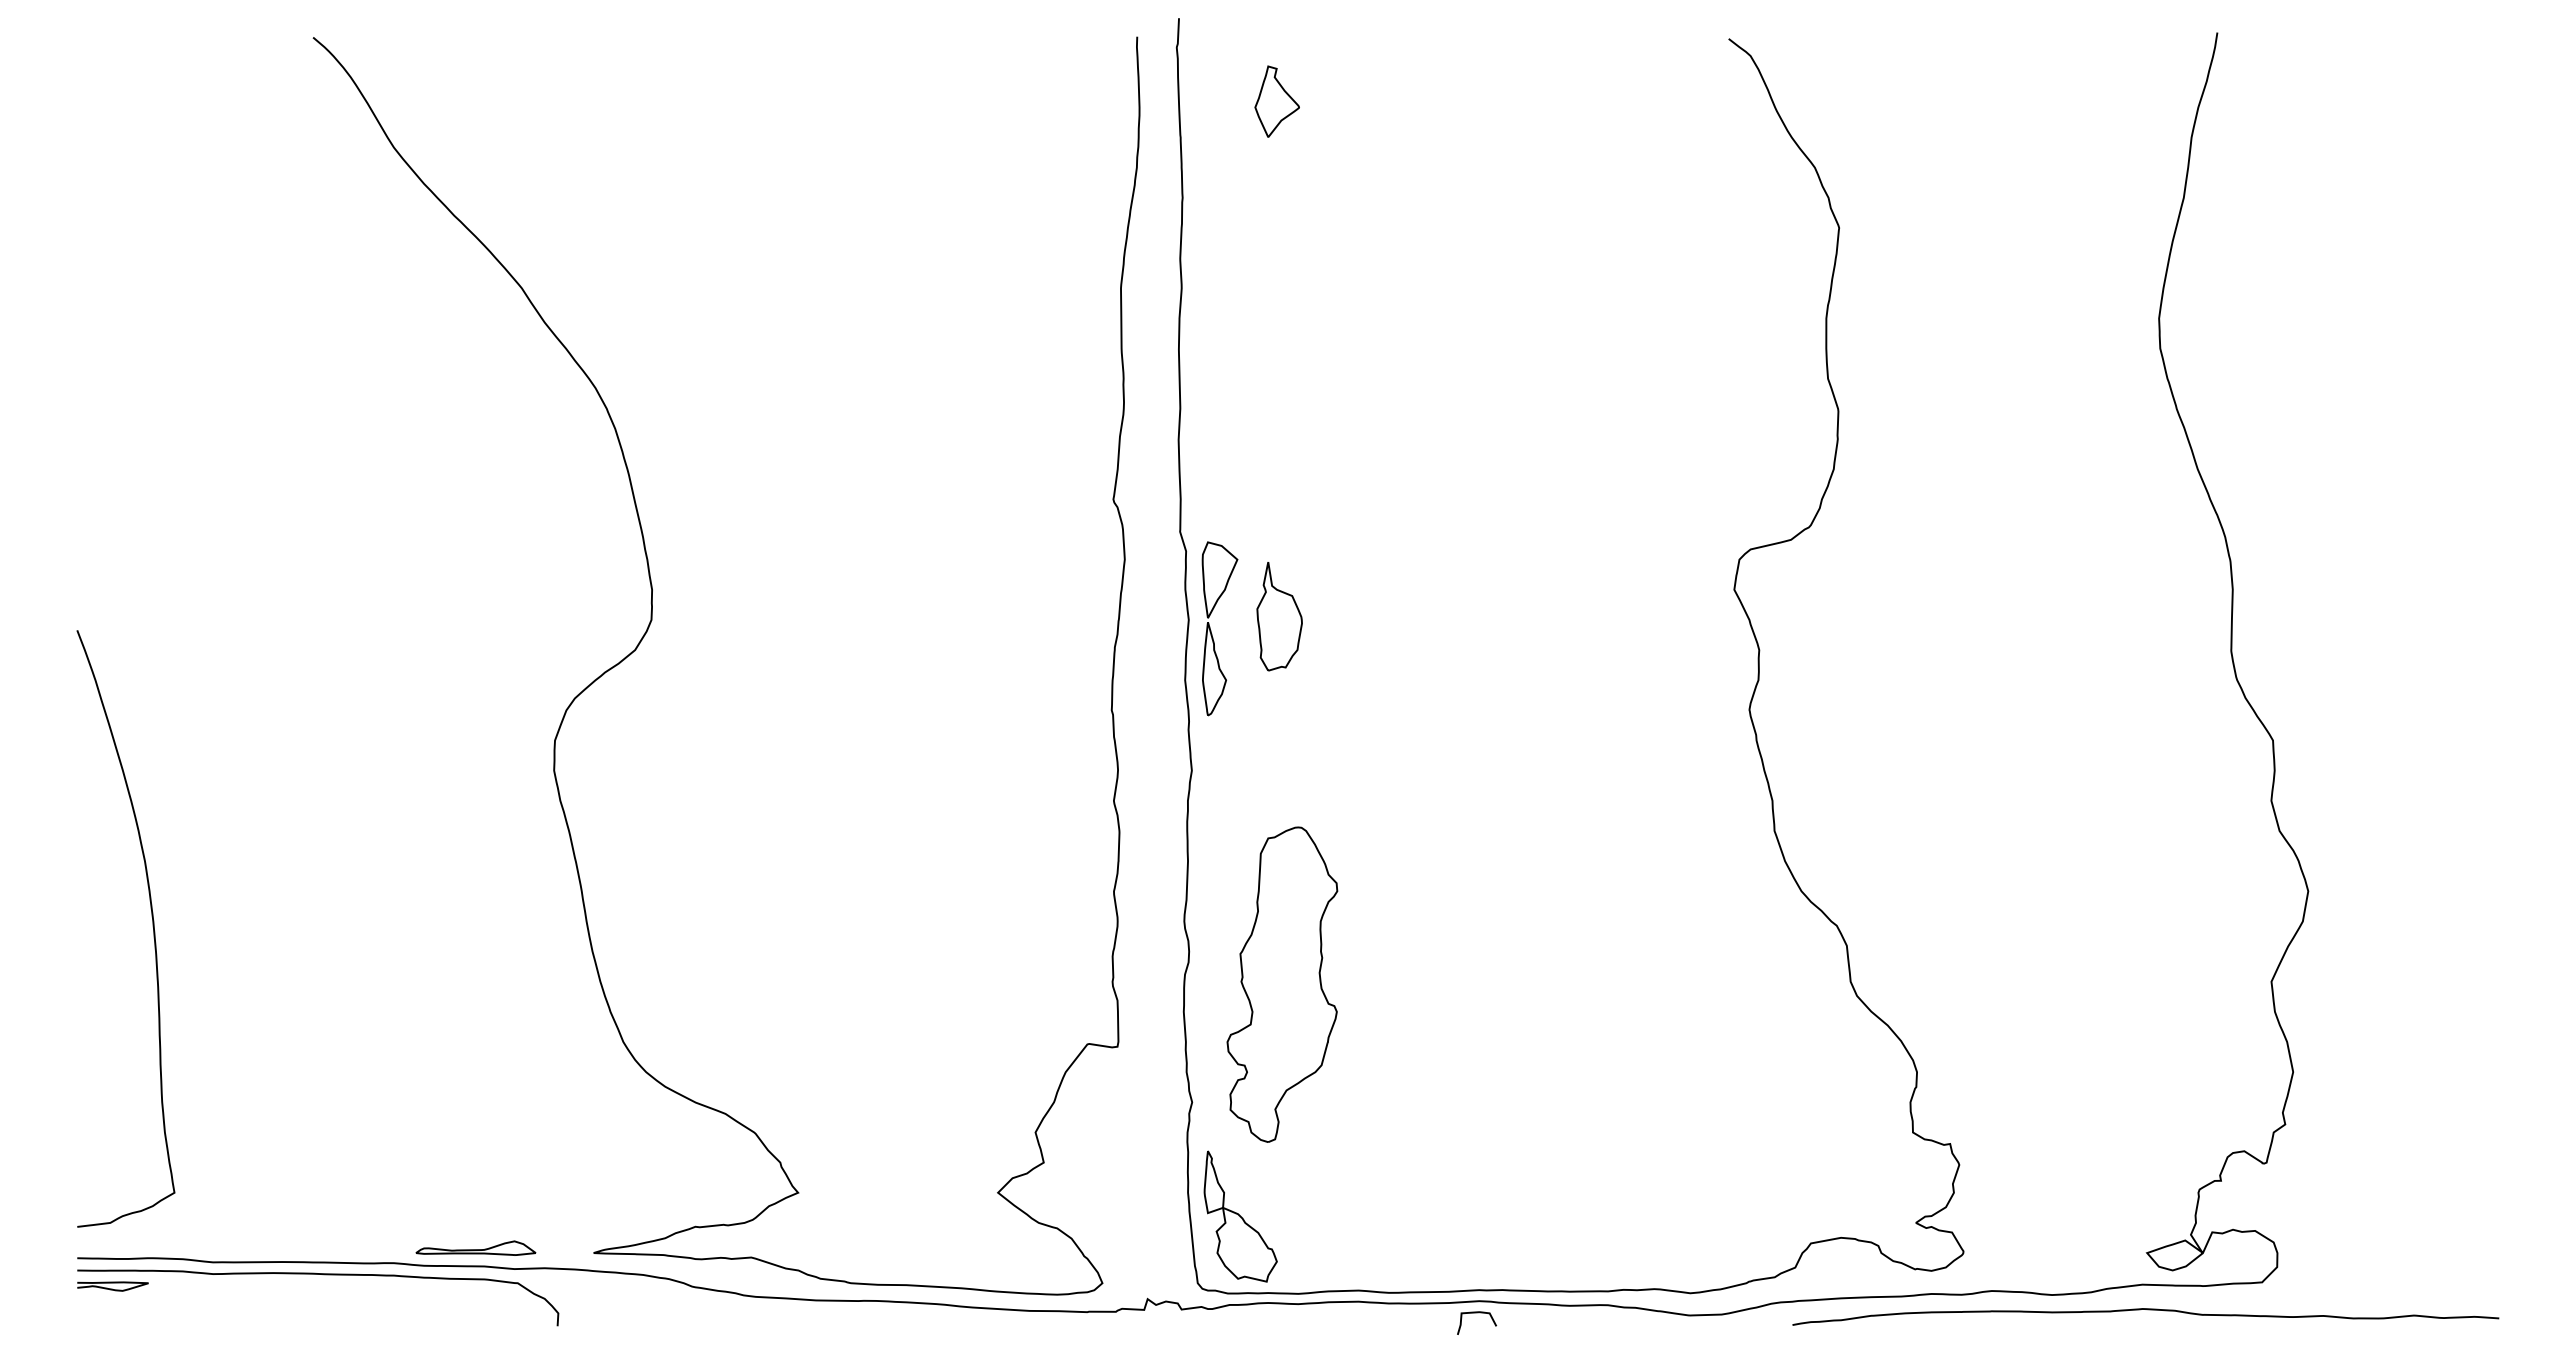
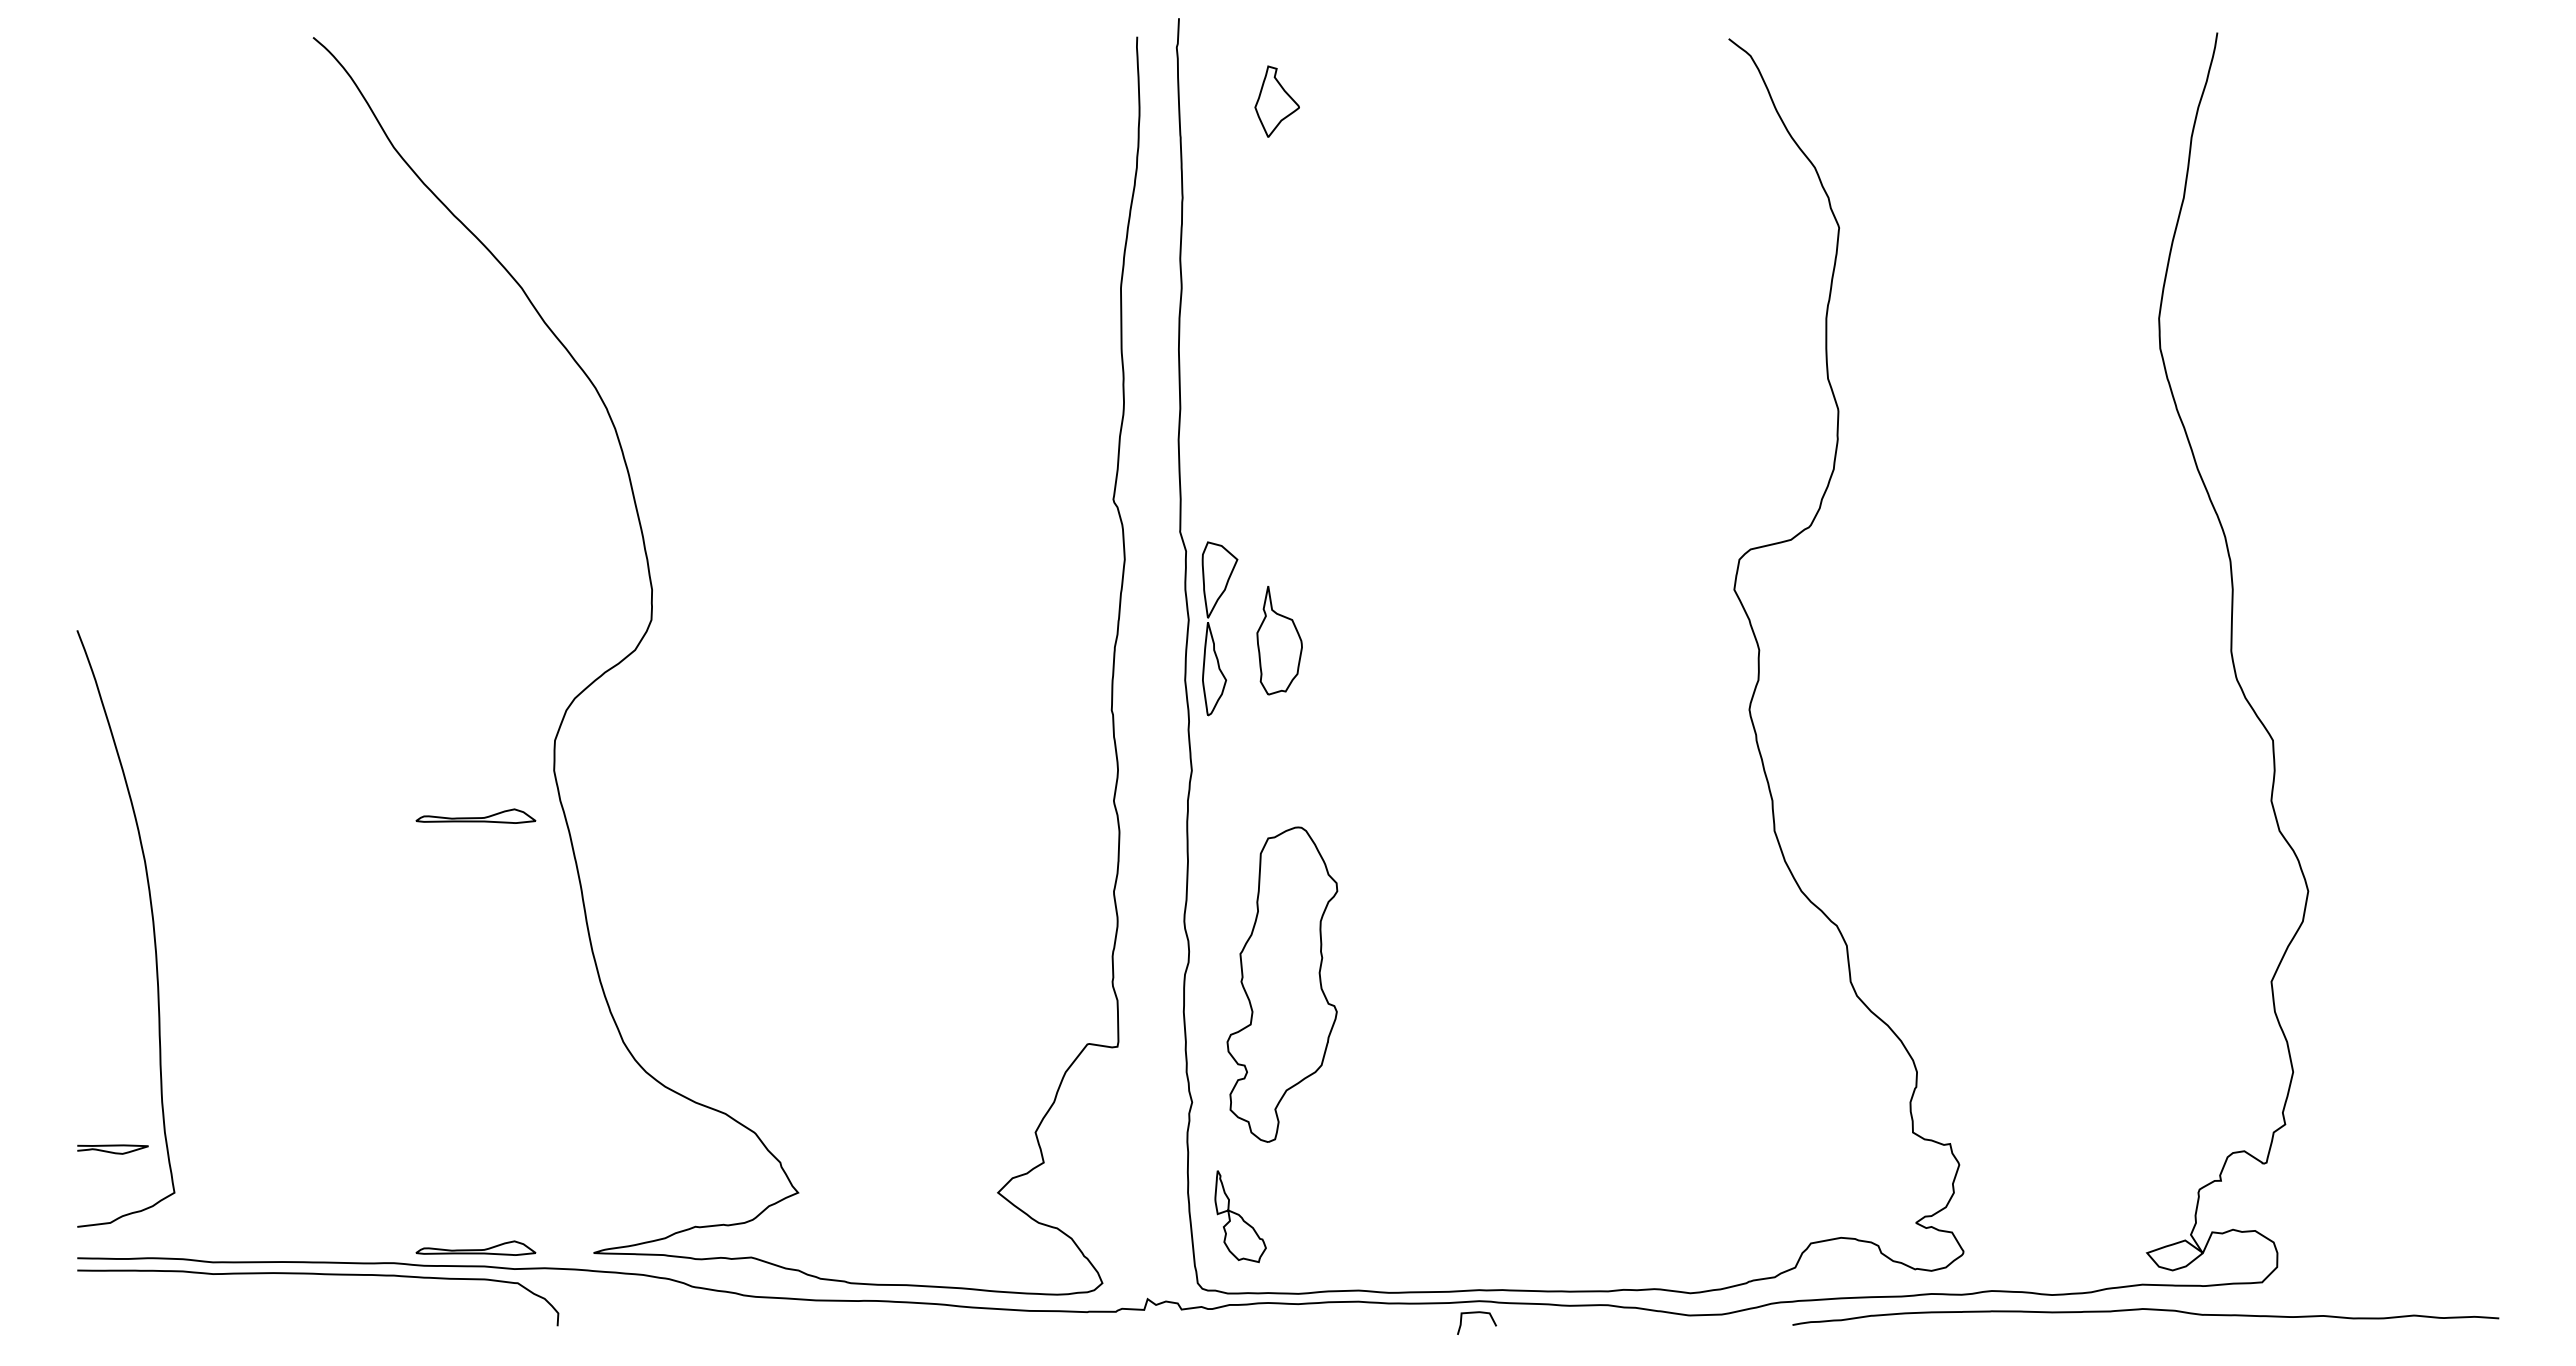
part position: (1279, 616) -> (1279, 640) (1279, 640)
part: none -> present (475, 815)
part size: 75x133 px -> 53x94 px (1240, 1216)
curve position: (112, 1288) -> (112, 1151) (112, 1151)
